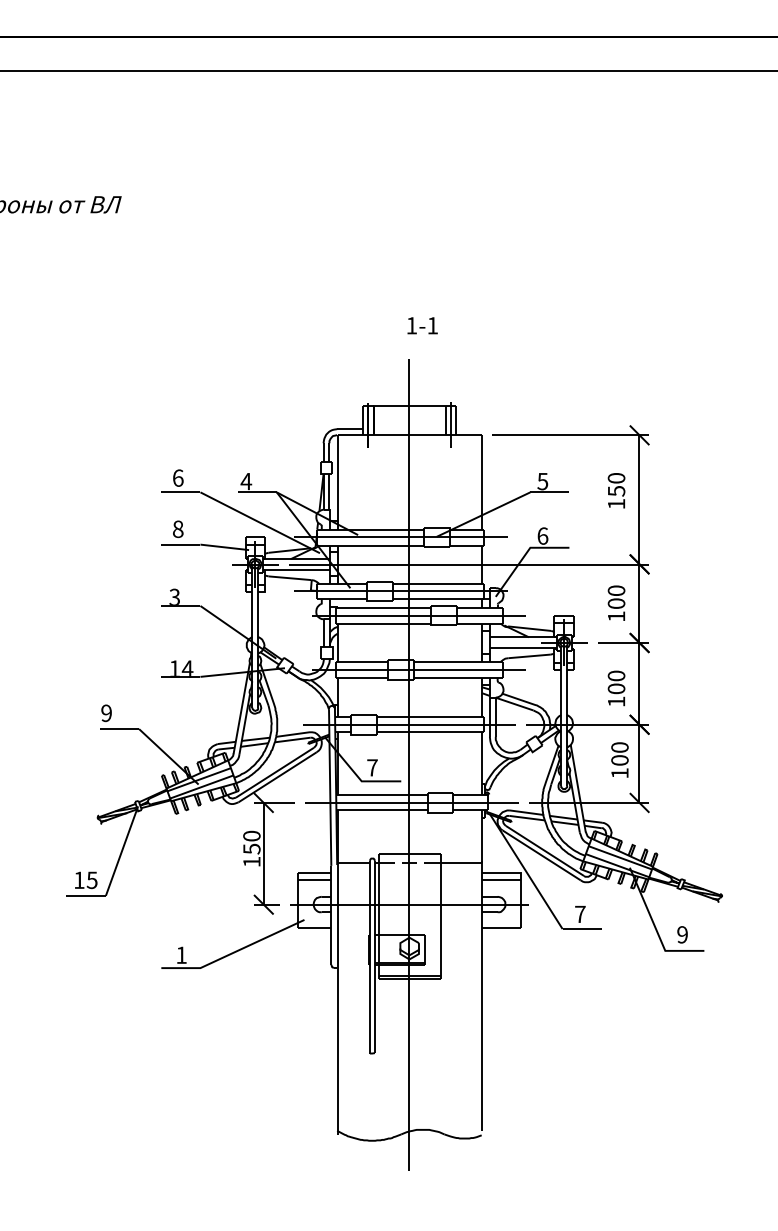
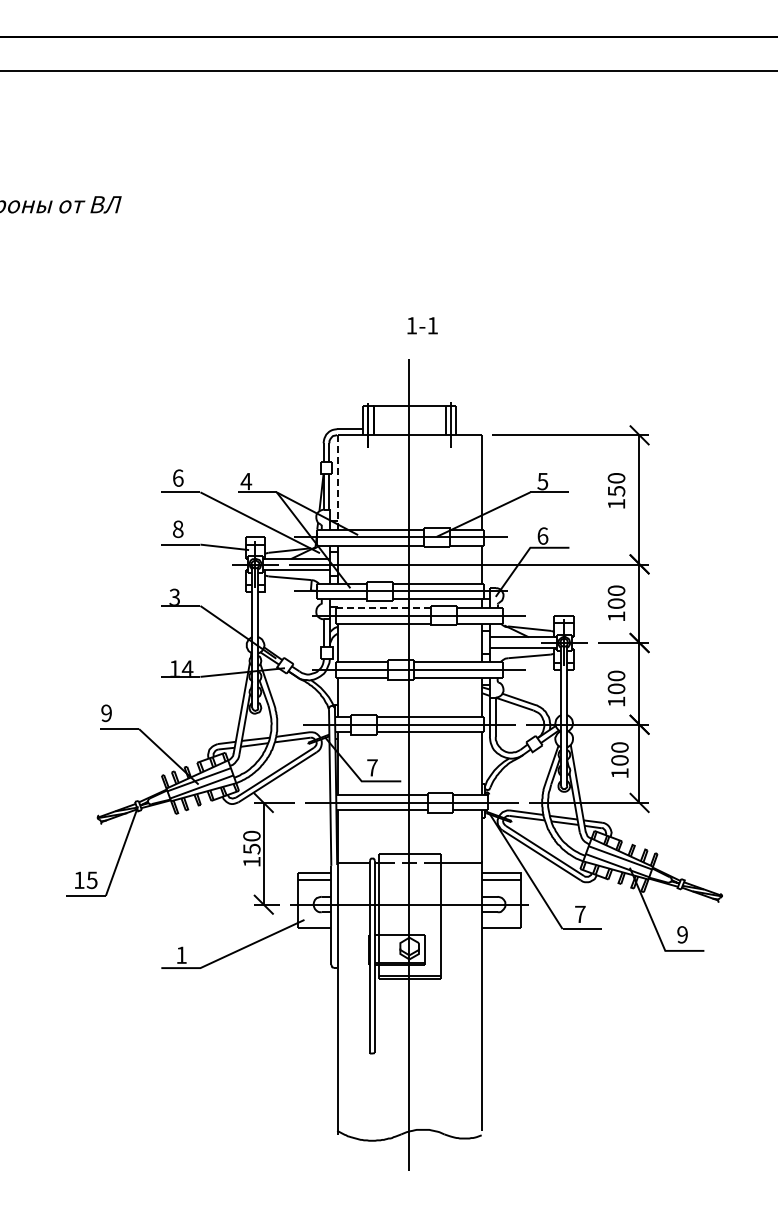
line: solid -> dashed (337, 482)
line: solid -> dashed (383, 607)
